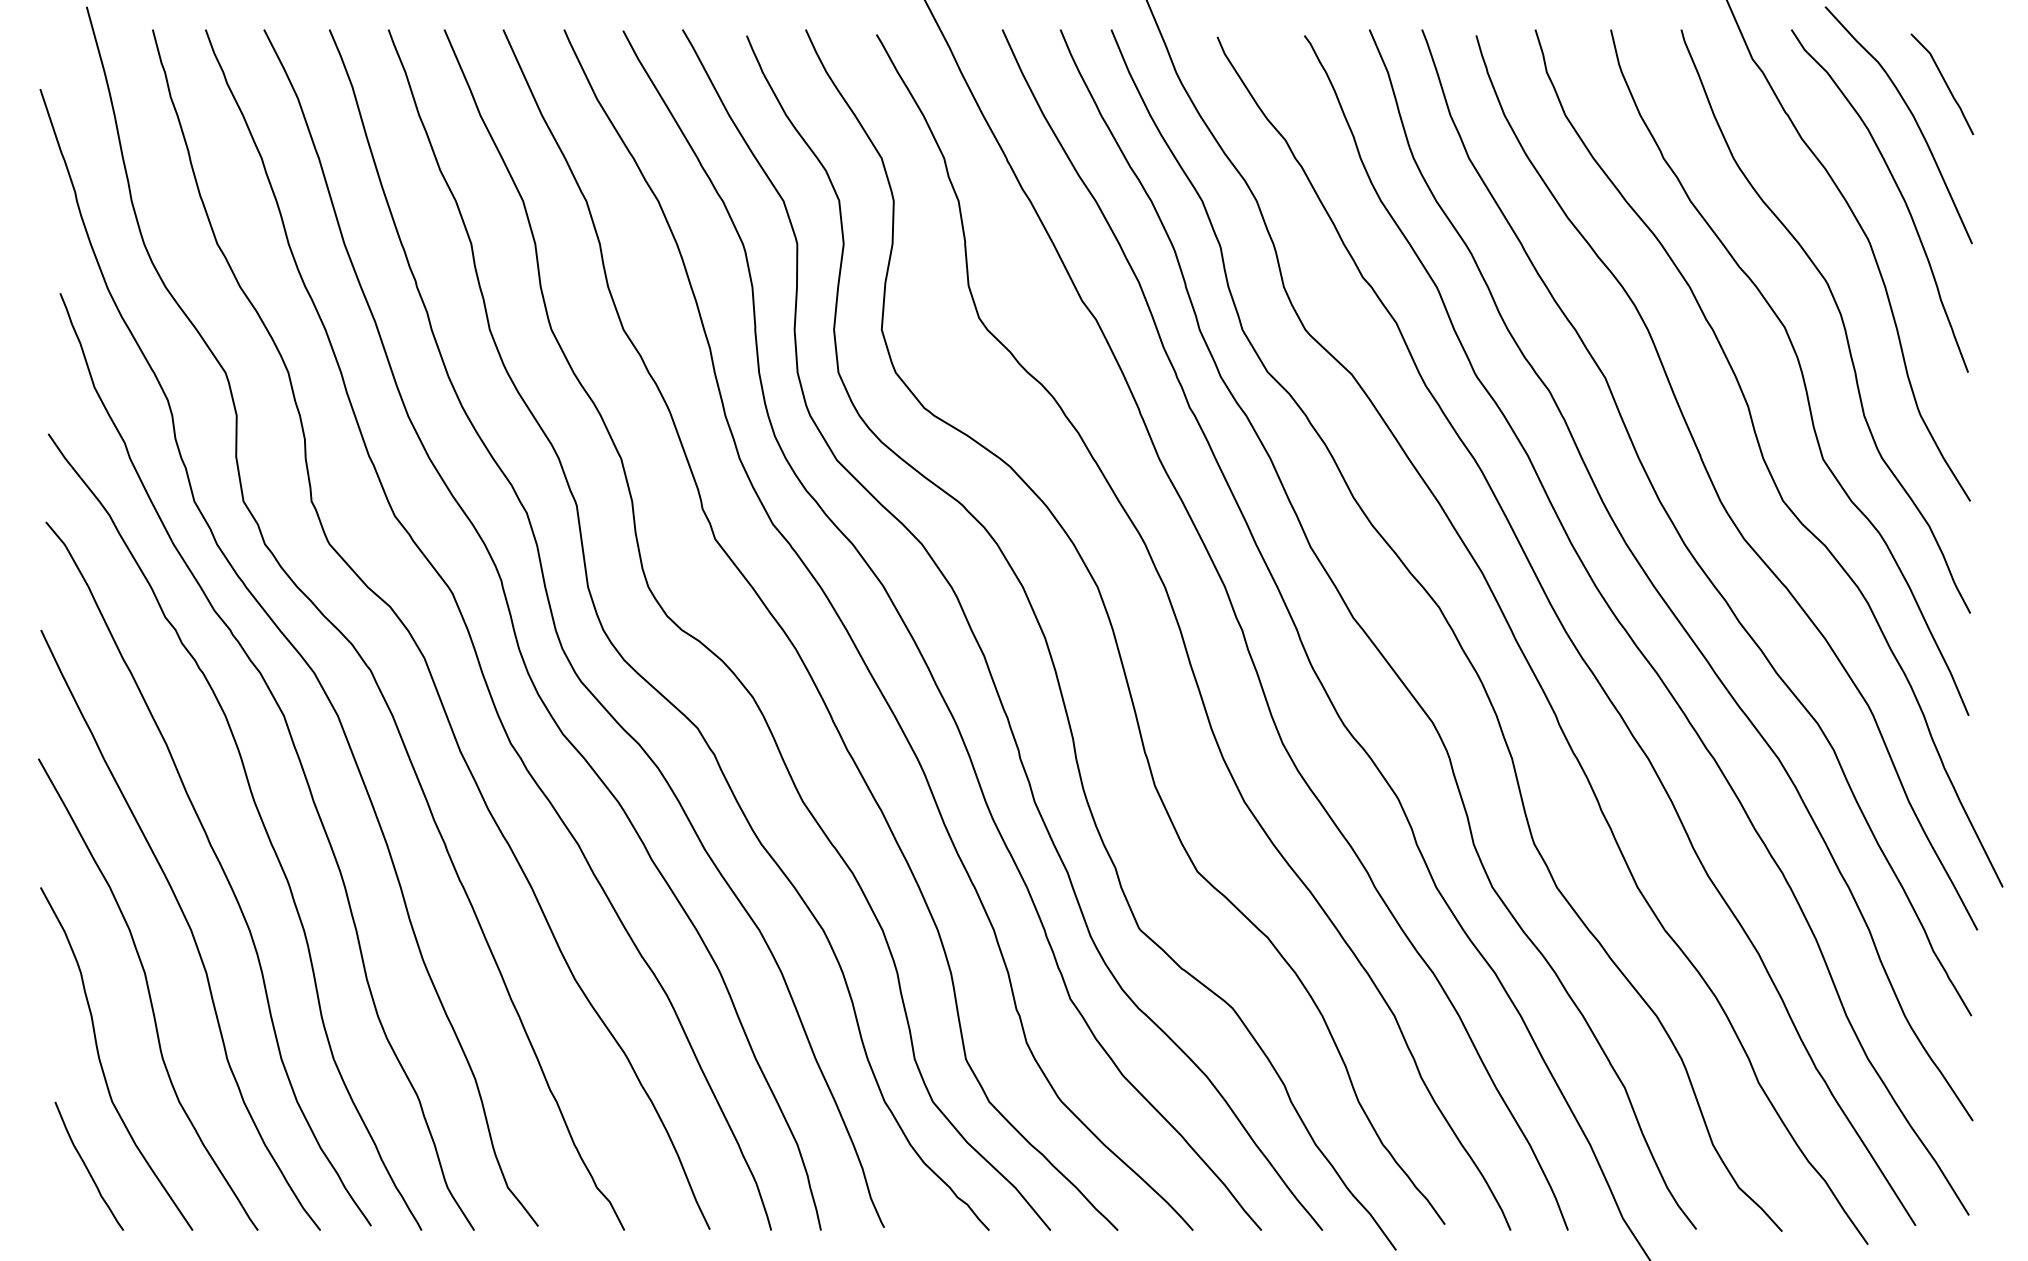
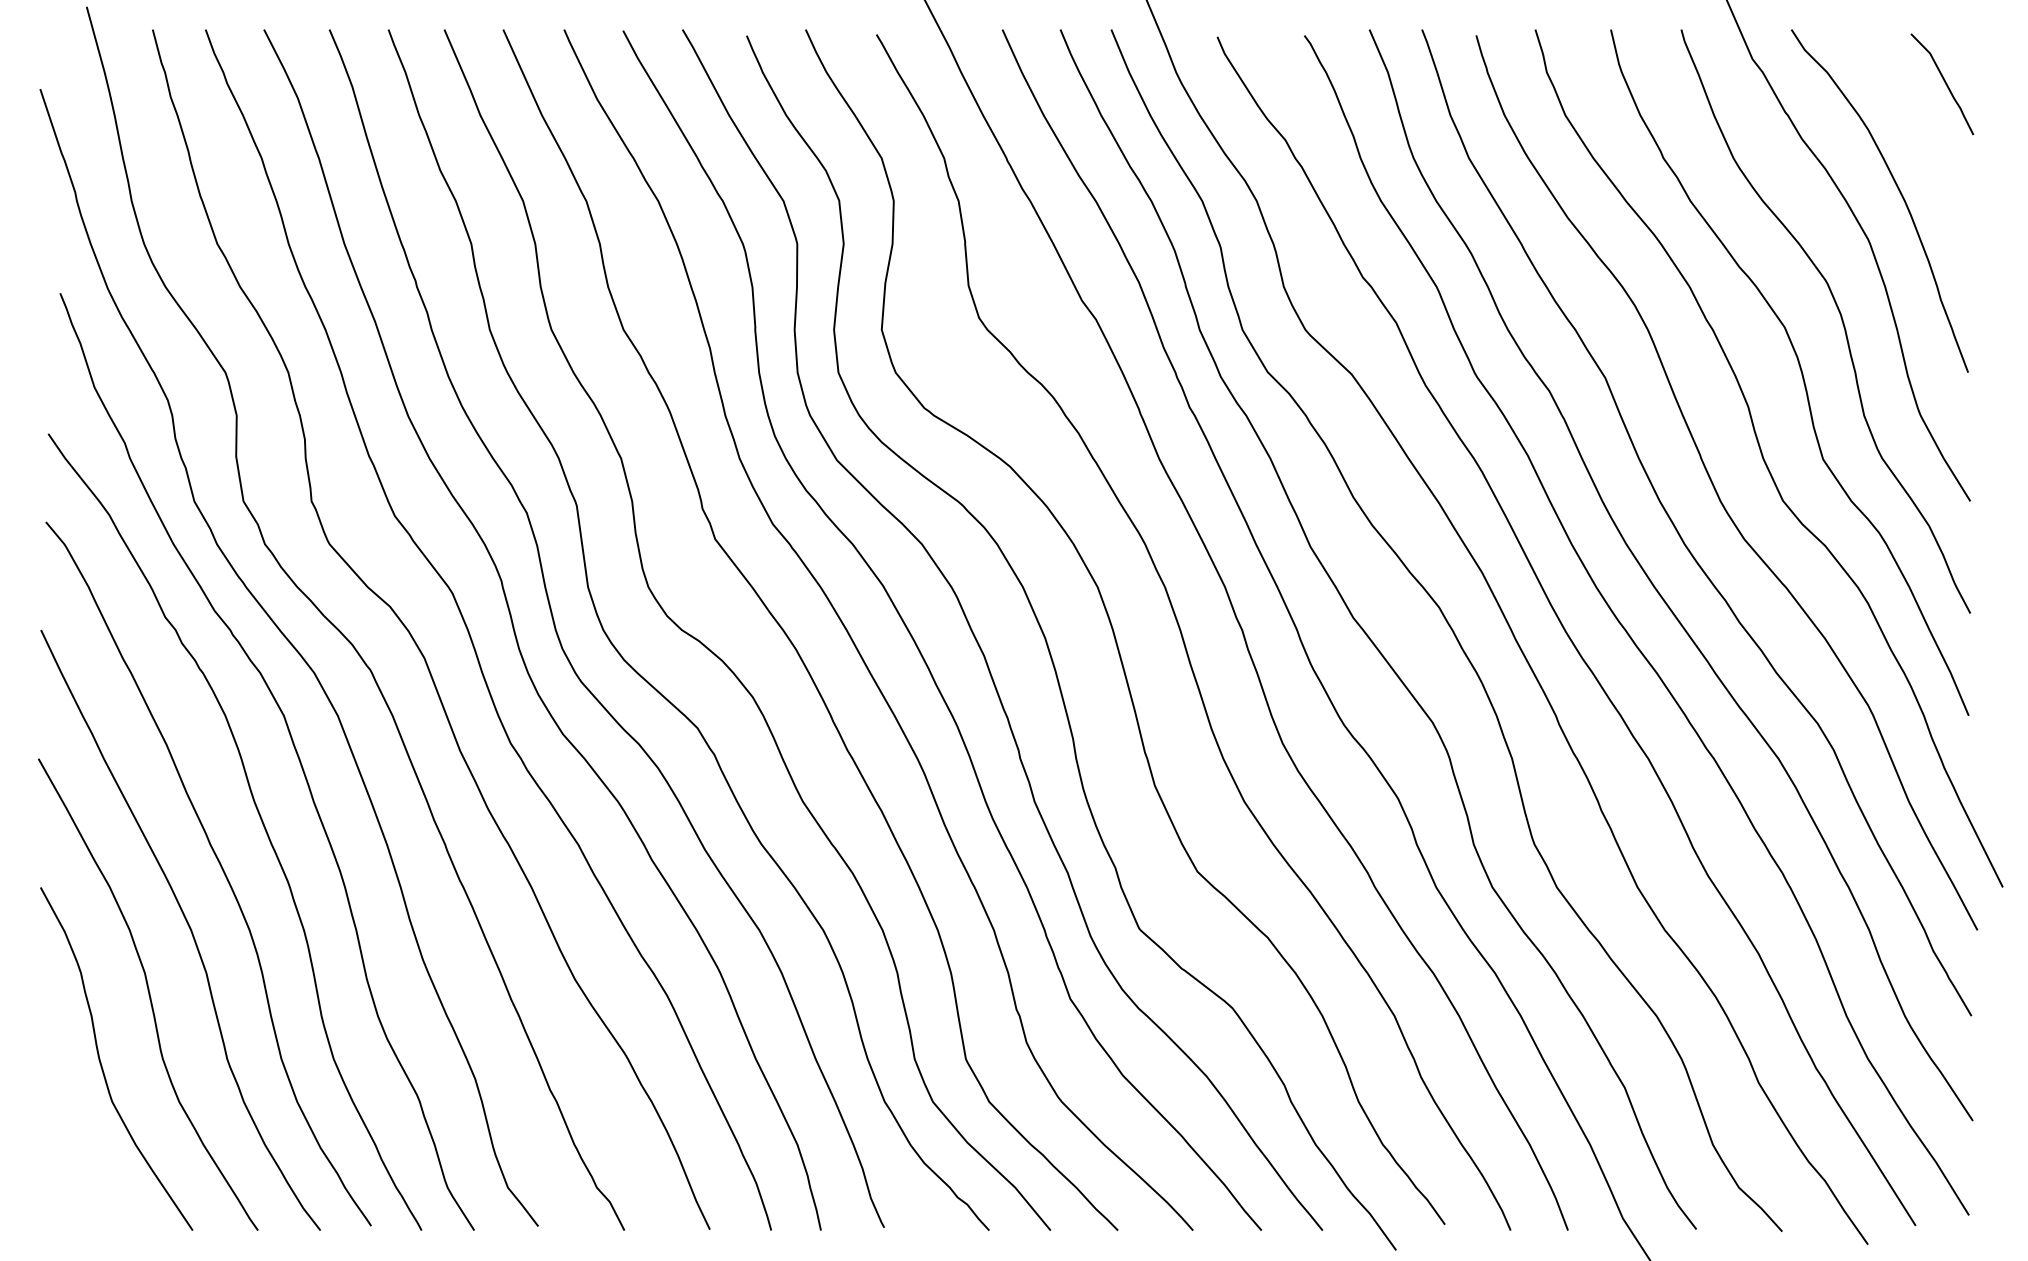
curve: present -> none (1913, 118)
curve: present -> none (86, 1165)
